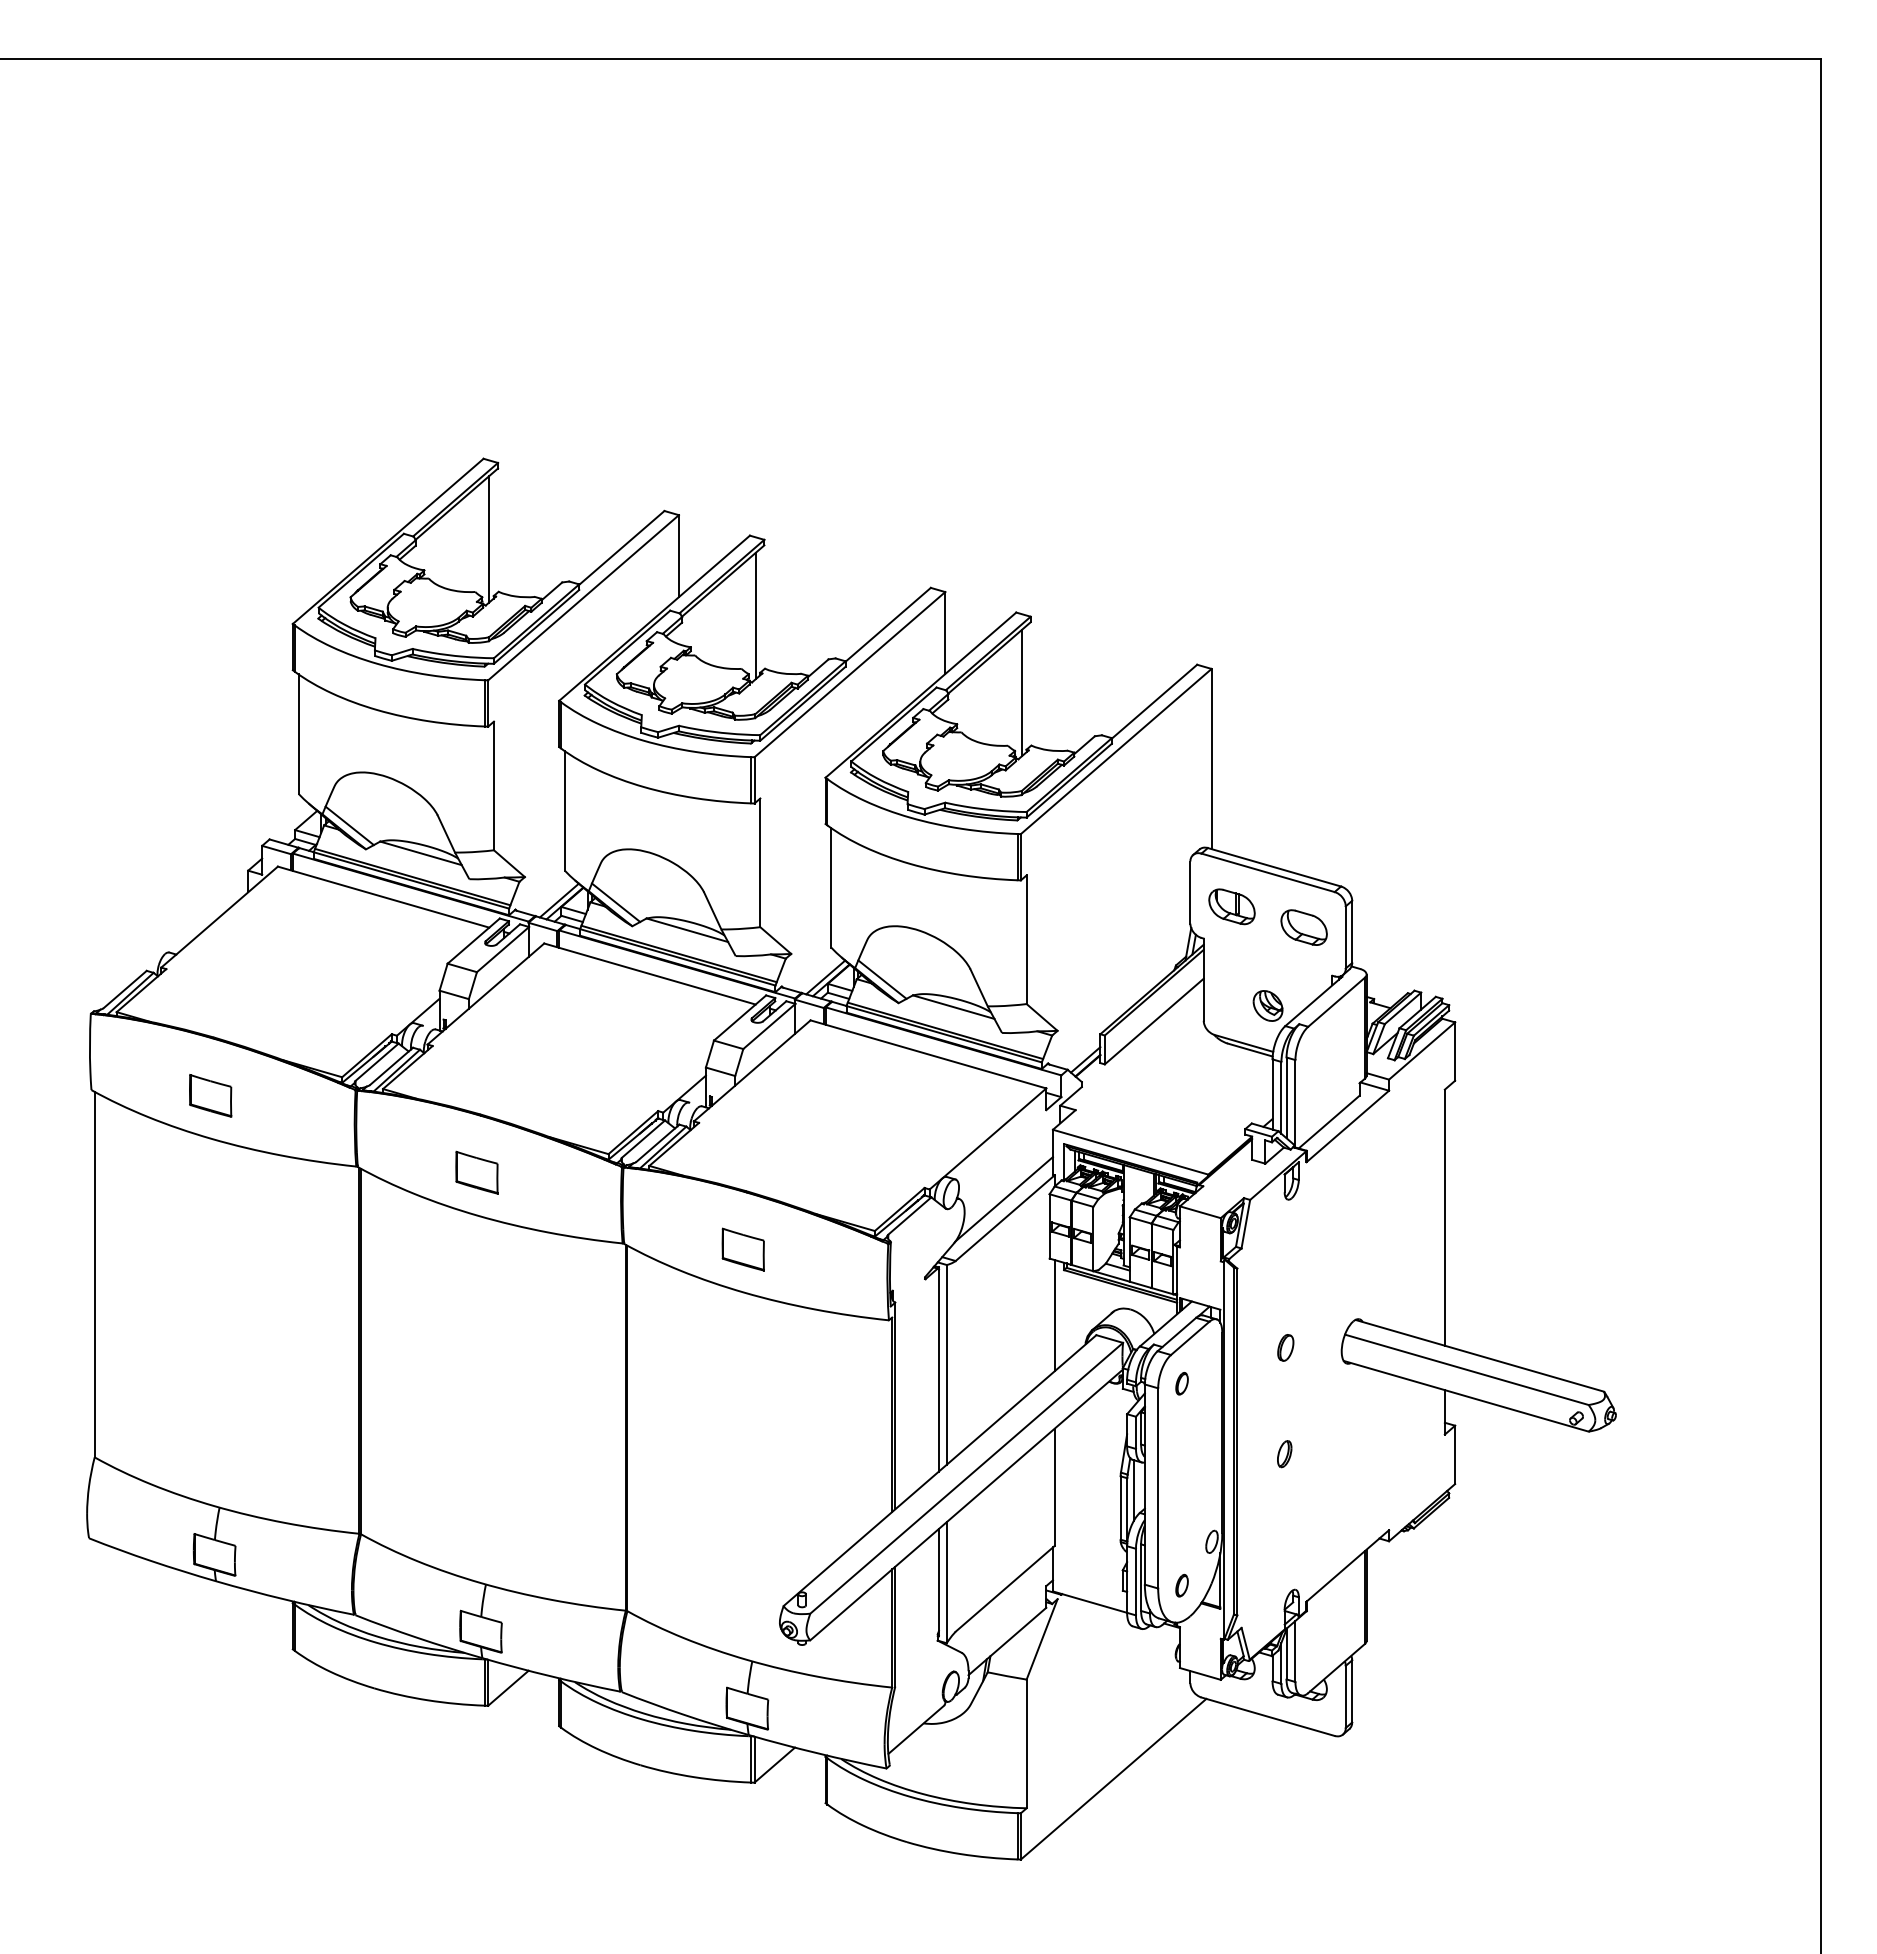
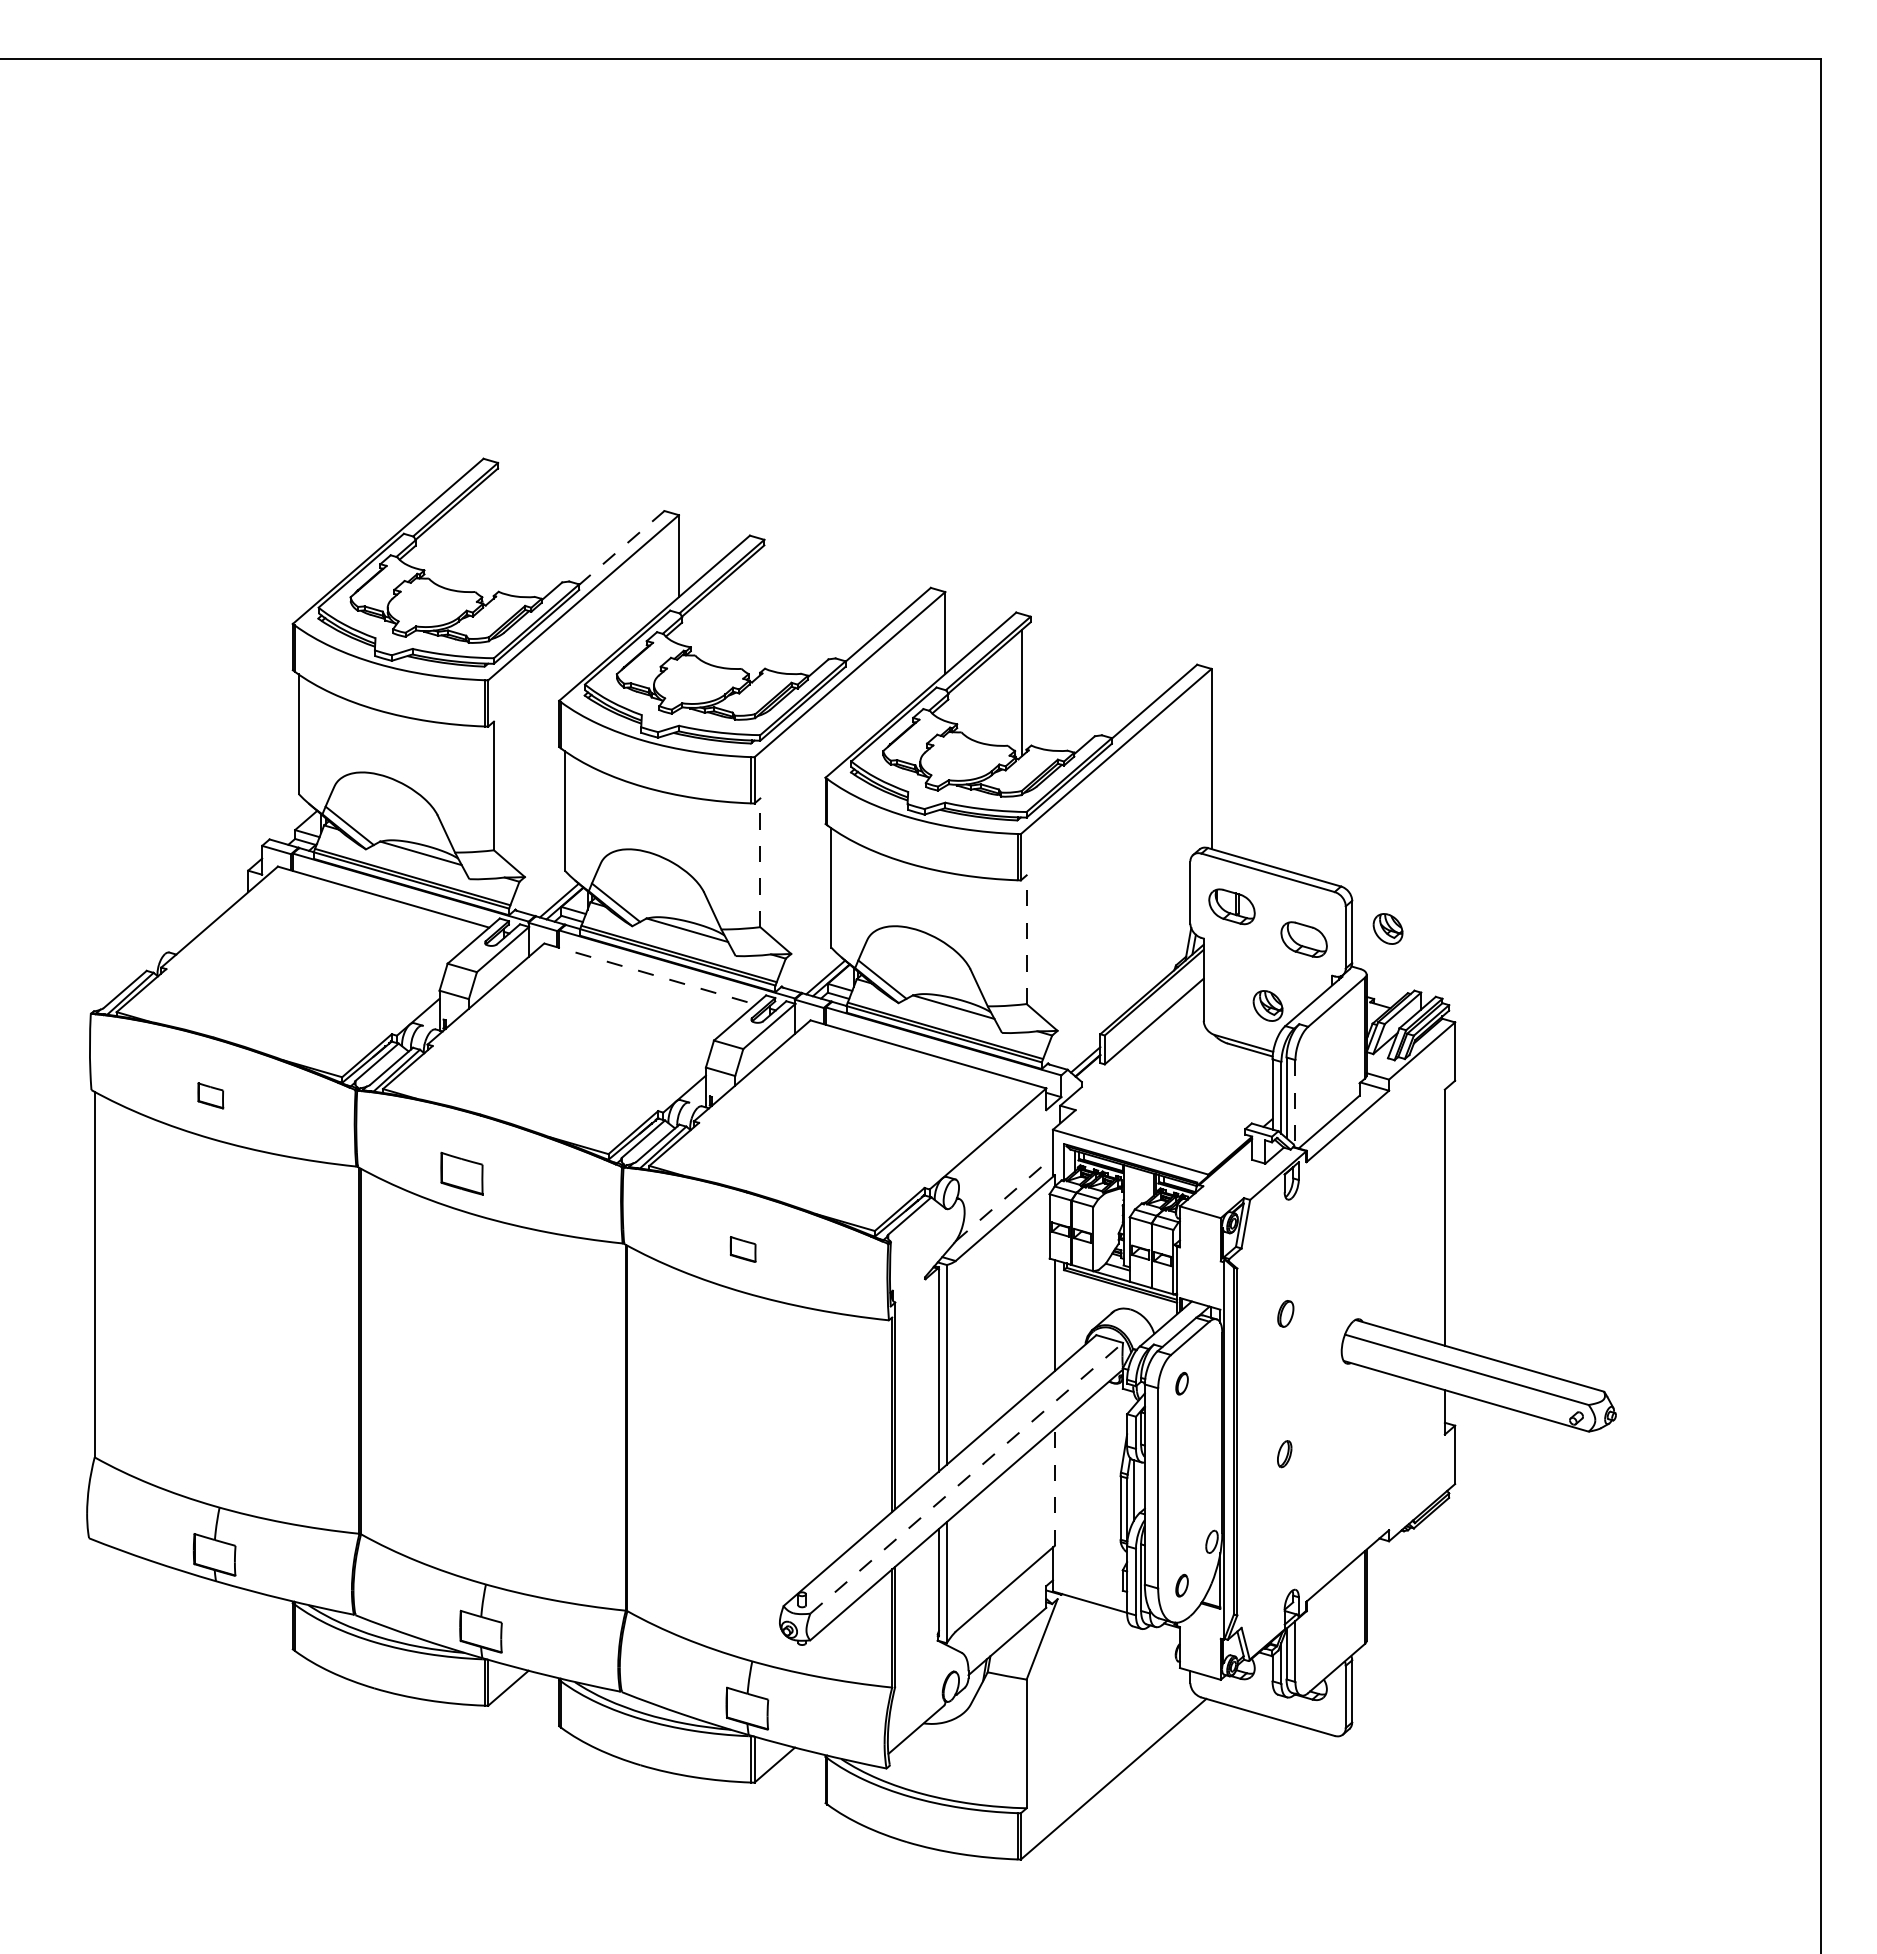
line: present -> none (489, 539)
line: solid -> dashed (621, 548)
line: present -> none (755, 616)
line: solid -> dashed (760, 862)
part position: (1303, 927) -> (1303, 939) (1303, 939)
part: none -> present (1387, 928)
line: solid -> dashed (1026, 939)
line: solid -> dashed (650, 974)
part size: 44x44 px -> 28x28 px (210, 1095)
line: solid -> dashed (1295, 1103)
part position: (476, 1172) -> (461, 1173) (461, 1173)
line: solid -> dashed (1004, 1199)
part size: 44x45 px -> 28x27 px (742, 1249)
part position: (1285, 1347) -> (1285, 1313) (1285, 1313)
line: solid -> dashed (966, 1478)
line: solid -> dashed (1054, 1487)
